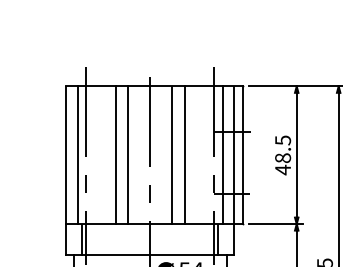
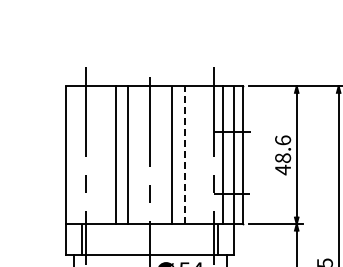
text: 48.5 -> 48.6 (283, 140)
line: present -> none (77, 155)
line: solid -> dashed (184, 155)
